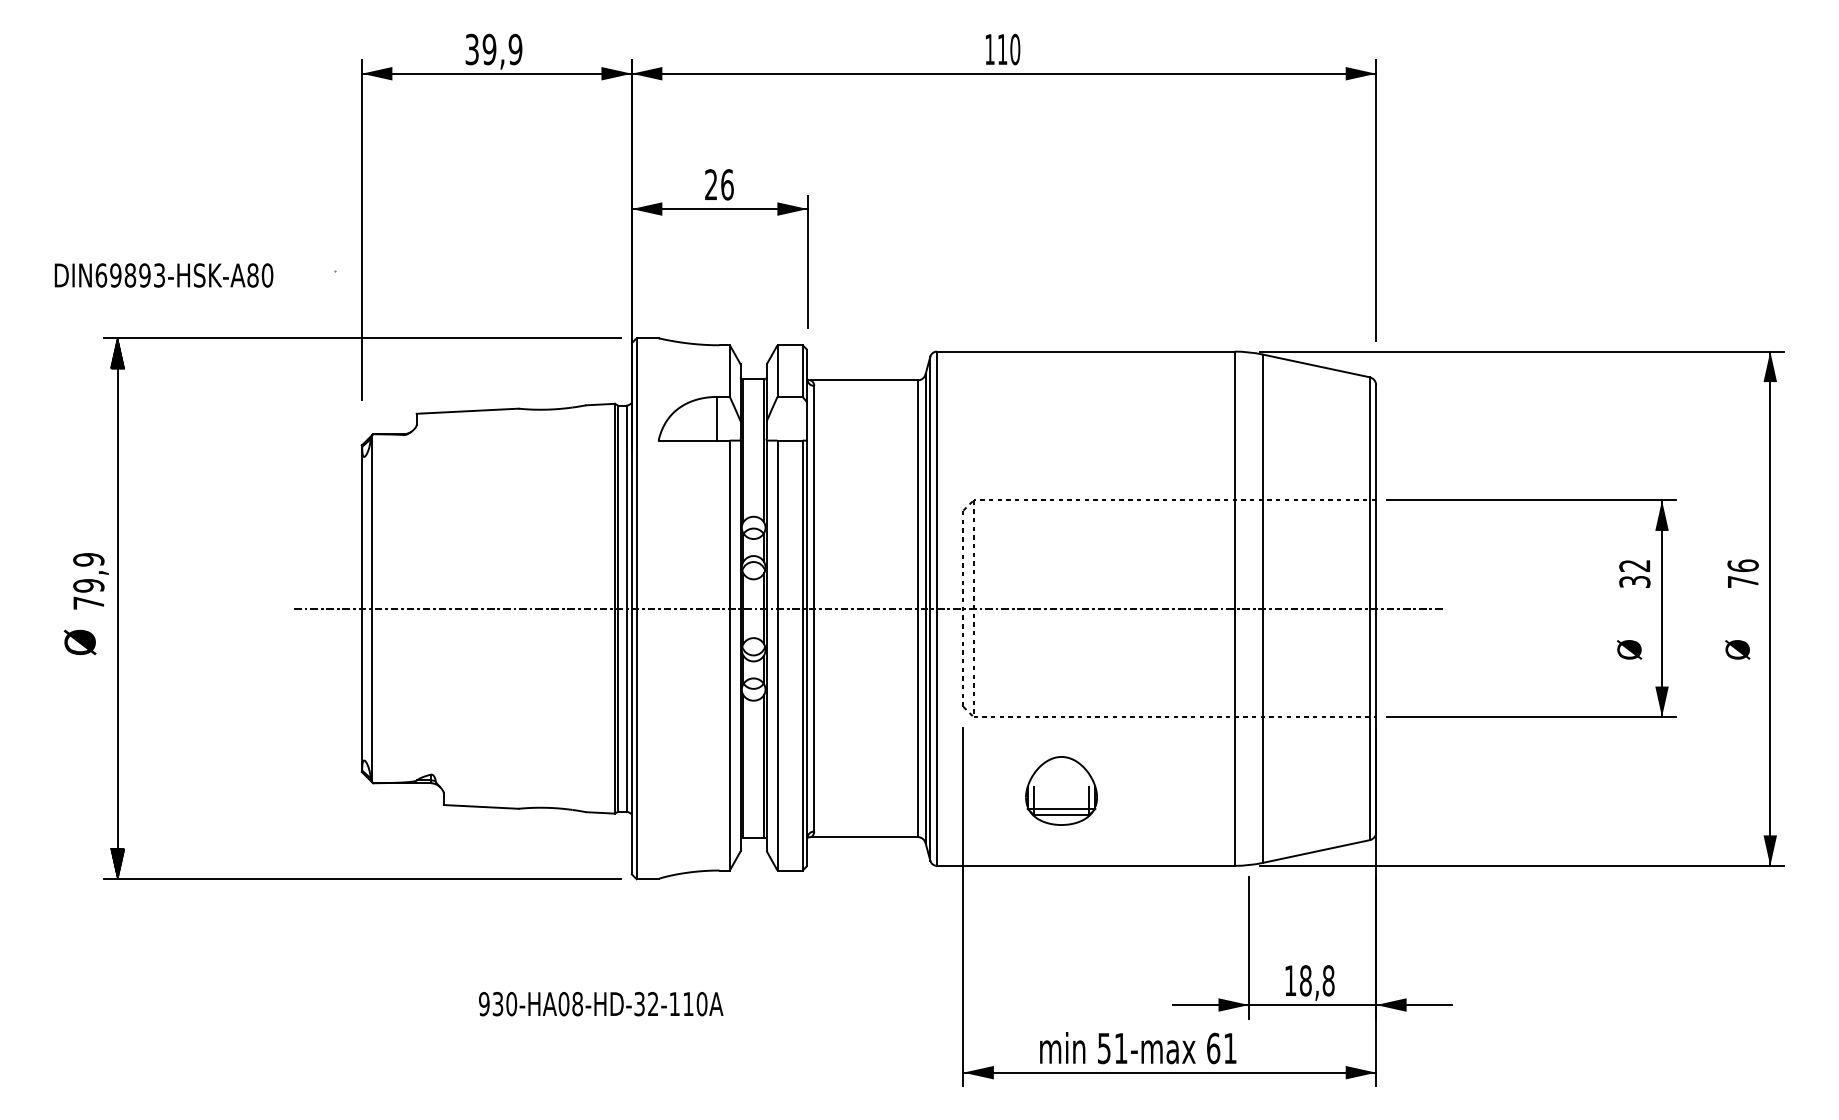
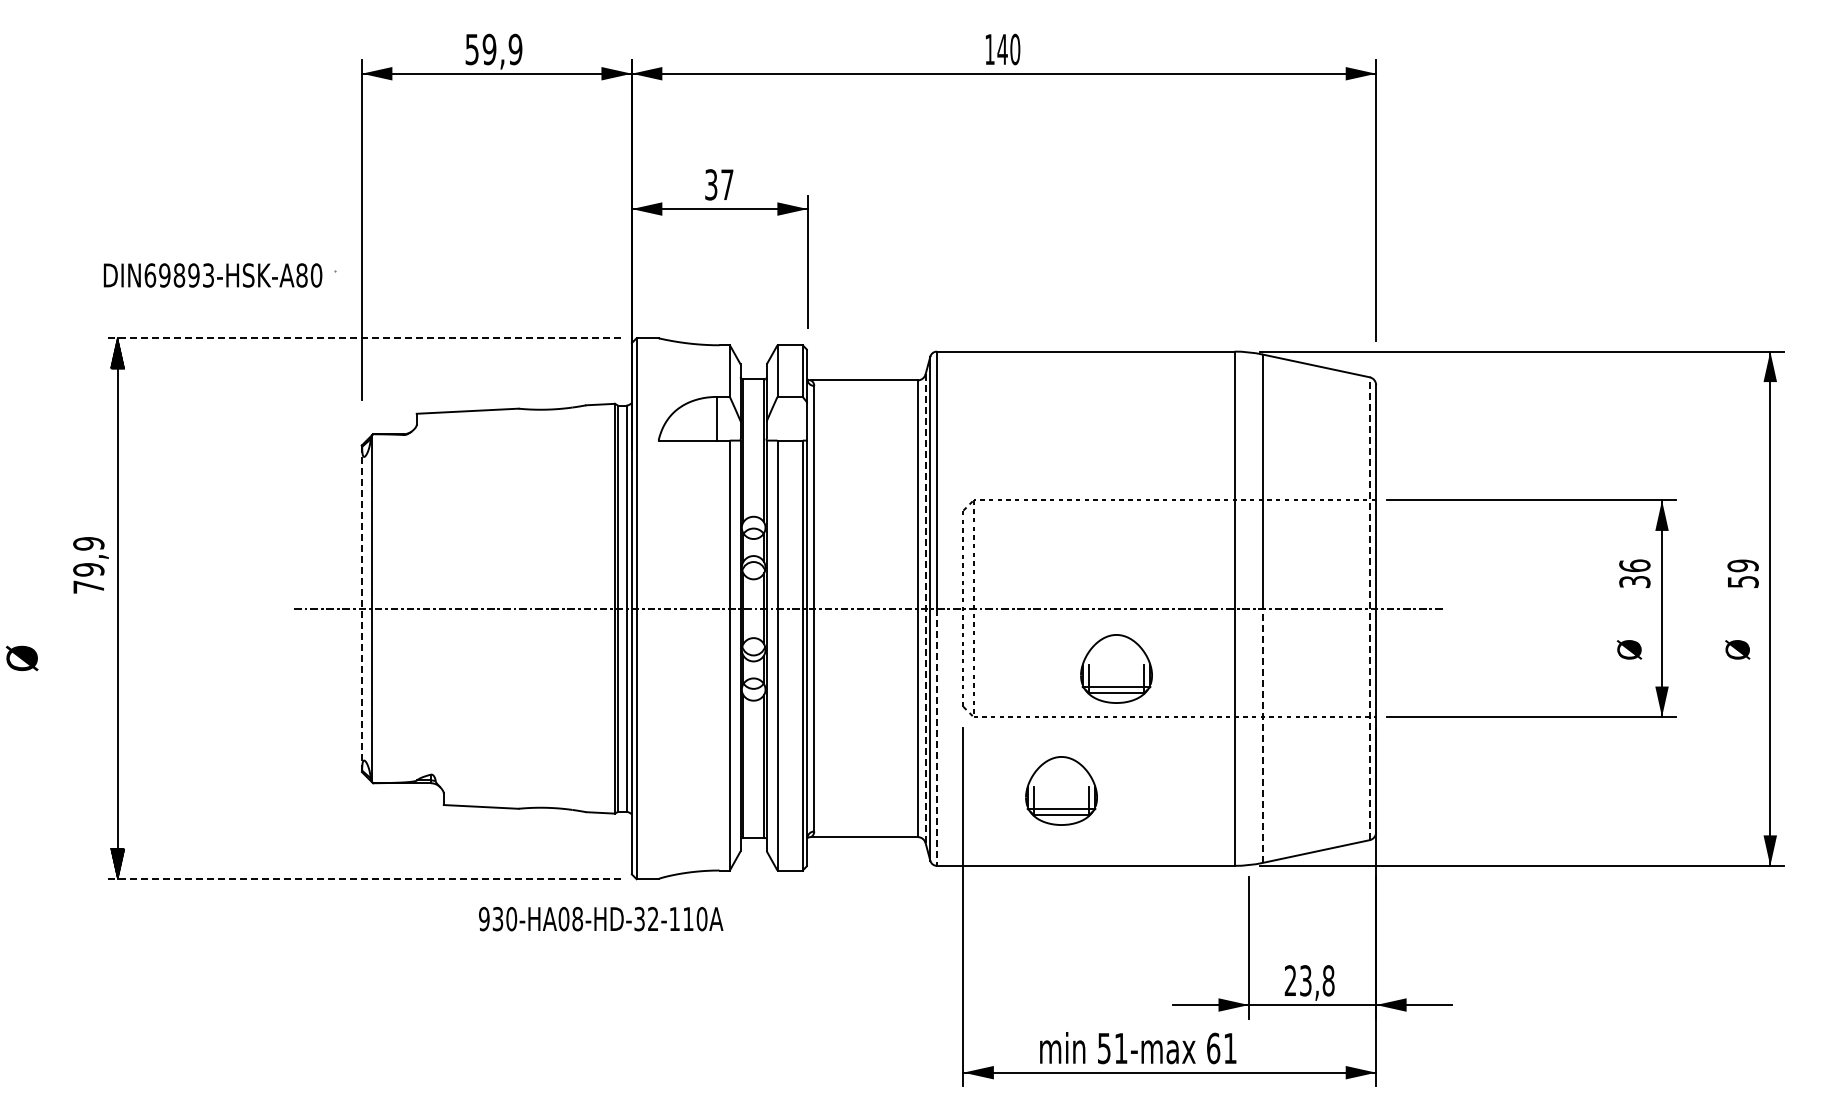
text: 39,9 -> 59,9 (472, 48)
text: 110 -> 140 (1002, 49)
text: 26 -> 37 (719, 184)
text position: (163, 275) -> (212, 275) (212, 275)
line: solid -> dashed (362, 338)
text: 32 -> 36 (1634, 565)
text: 76 -> 59 (1742, 573)
text position: (90, 581) -> (90, 565) (90, 565)
line: solid -> dashed (361, 608)
line: solid -> dashed (925, 608)
line: solid -> dashed (1369, 608)
text position: (79, 642) -> (21, 658) (21, 658)
part: none -> present (1116, 668)
line: solid -> dashed (1262, 735)
line: solid -> dashed (936, 737)
line: solid -> dashed (362, 879)
text: 18,8 -> 23,8 (1297, 980)
text position: (601, 1004) -> (601, 919) (601, 919)
